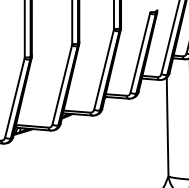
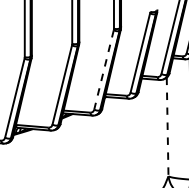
line: solid -> dashed (104, 69)
line: solid -> dashed (167, 126)
